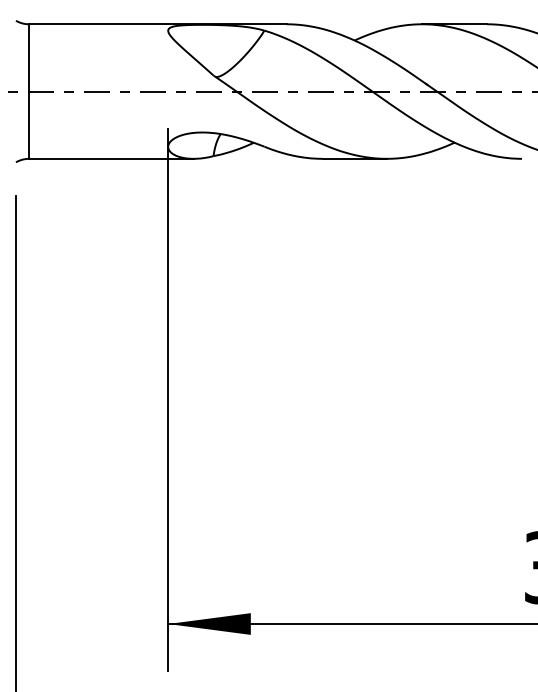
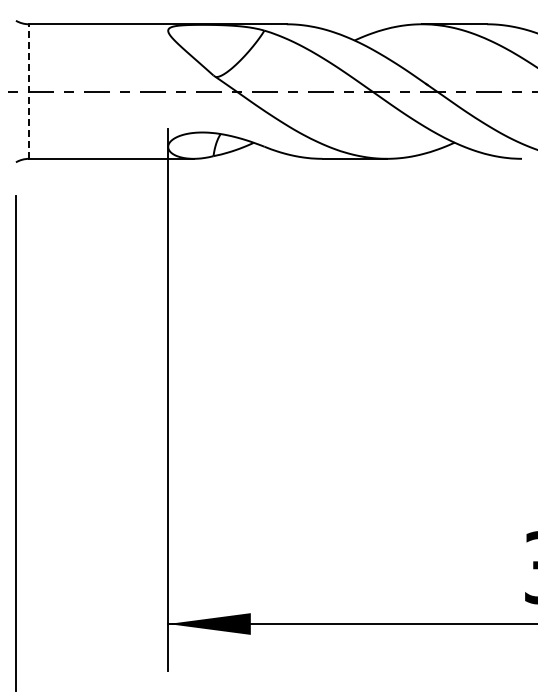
line: solid -> dashed (29, 91)
